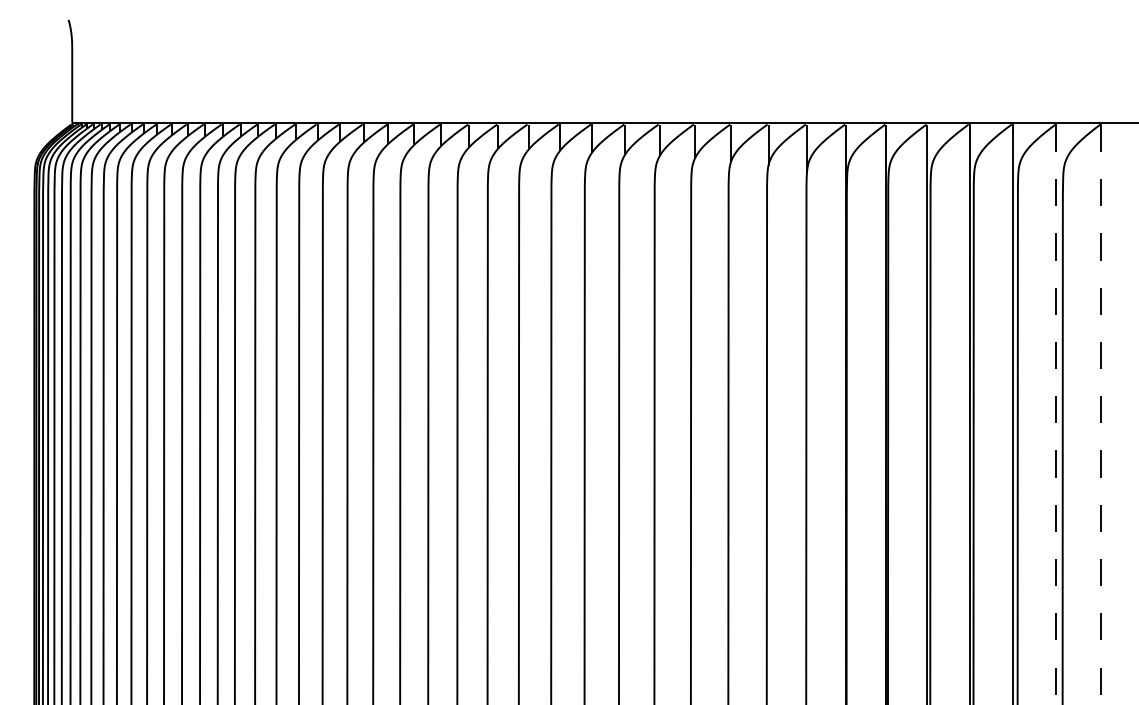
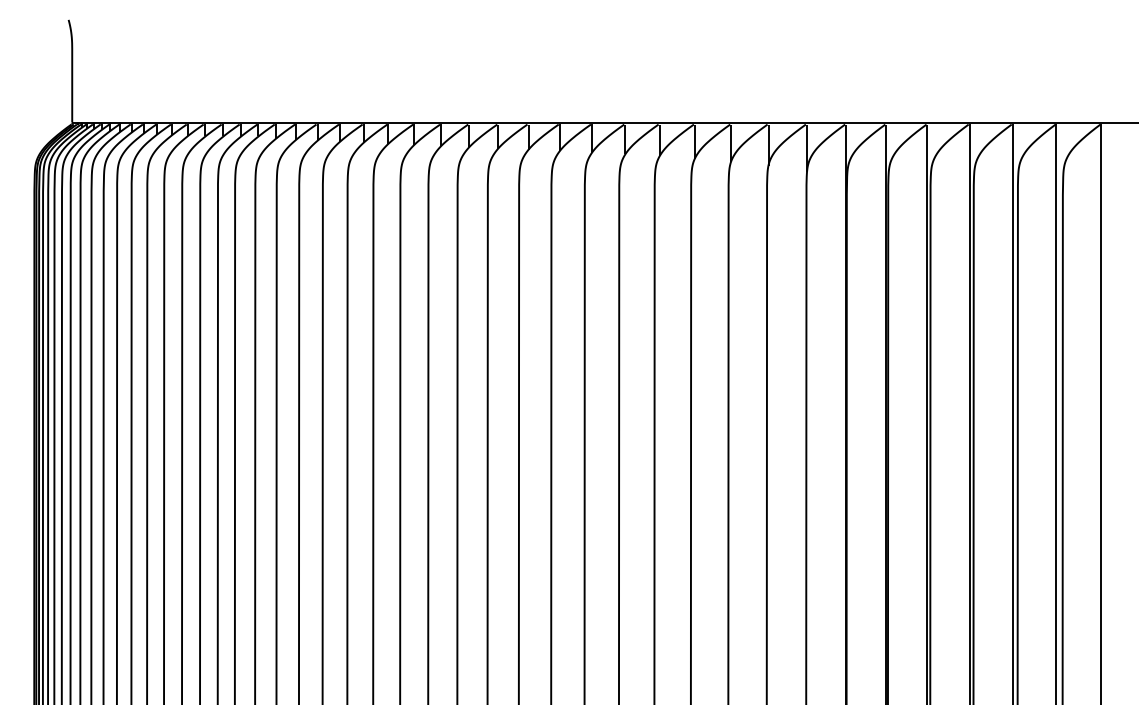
line: dashed -> solid (1056, 414)
line: dashed -> solid (1101, 414)
